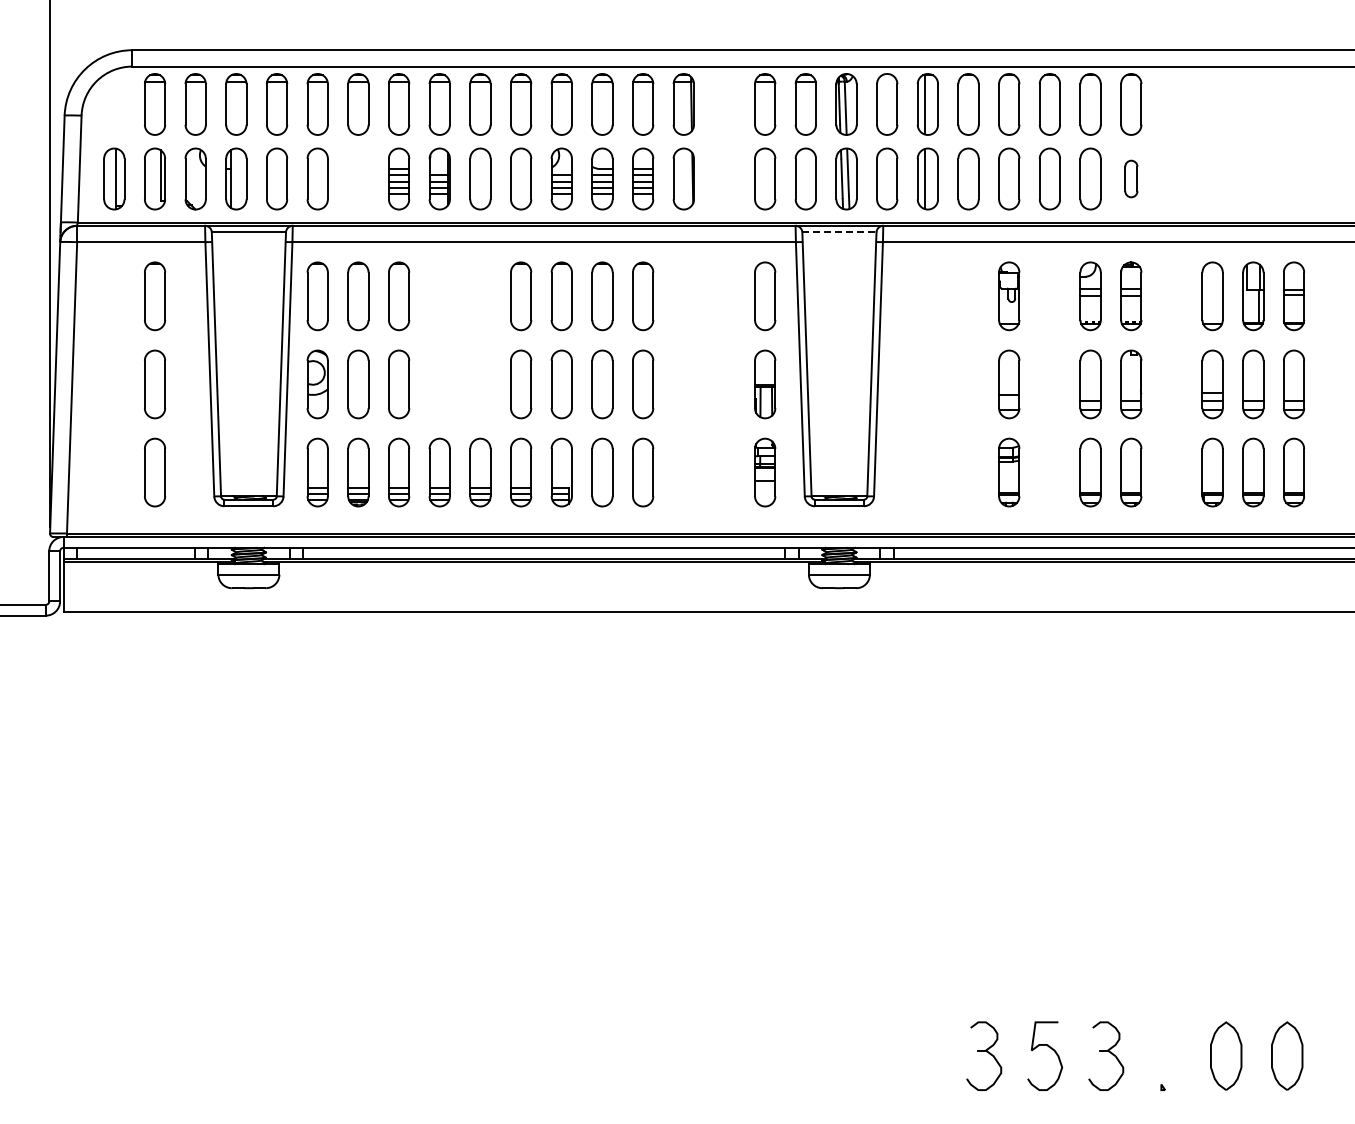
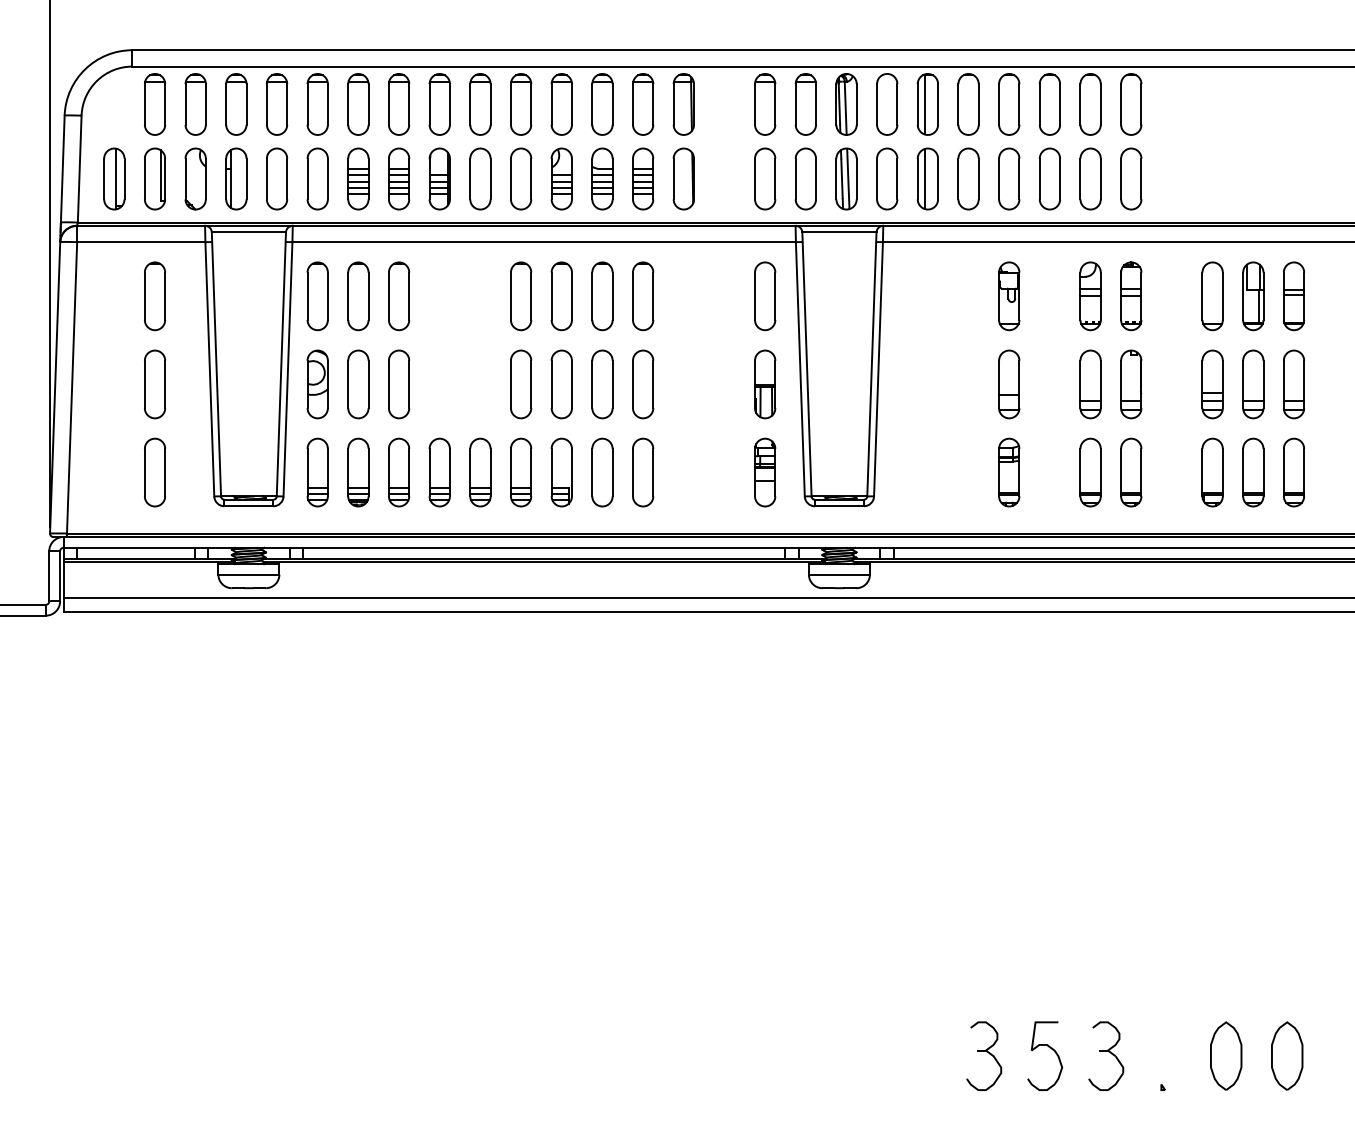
part: none -> present (358, 178)
part size: 15x40 px -> 23x64 px (1131, 178)
line: dashed -> solid (839, 232)
line: none -> present (707, 598)
